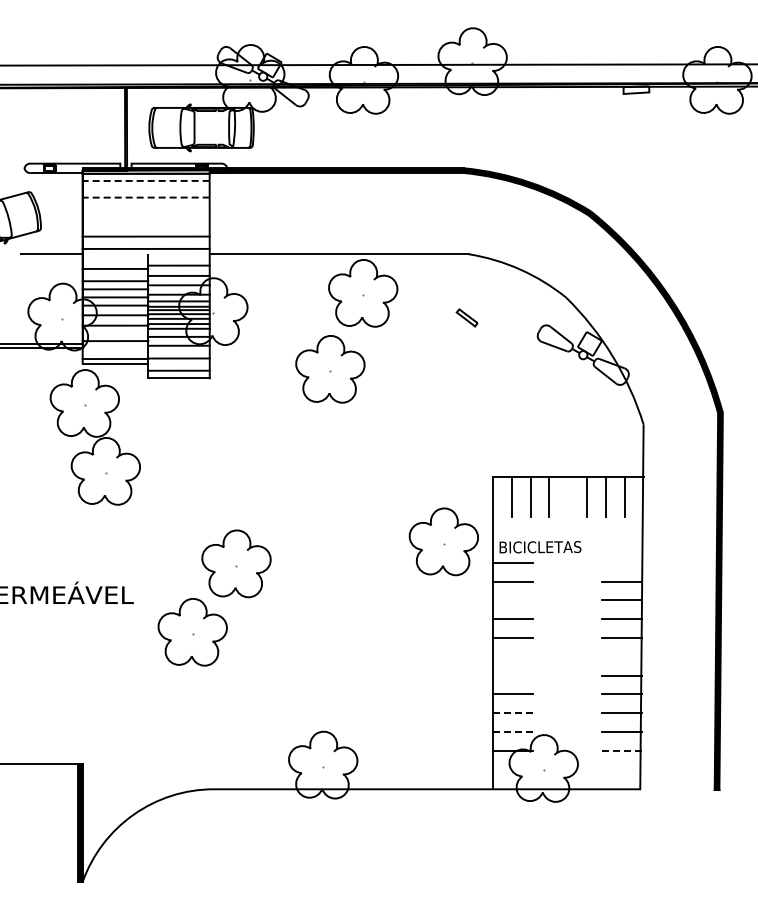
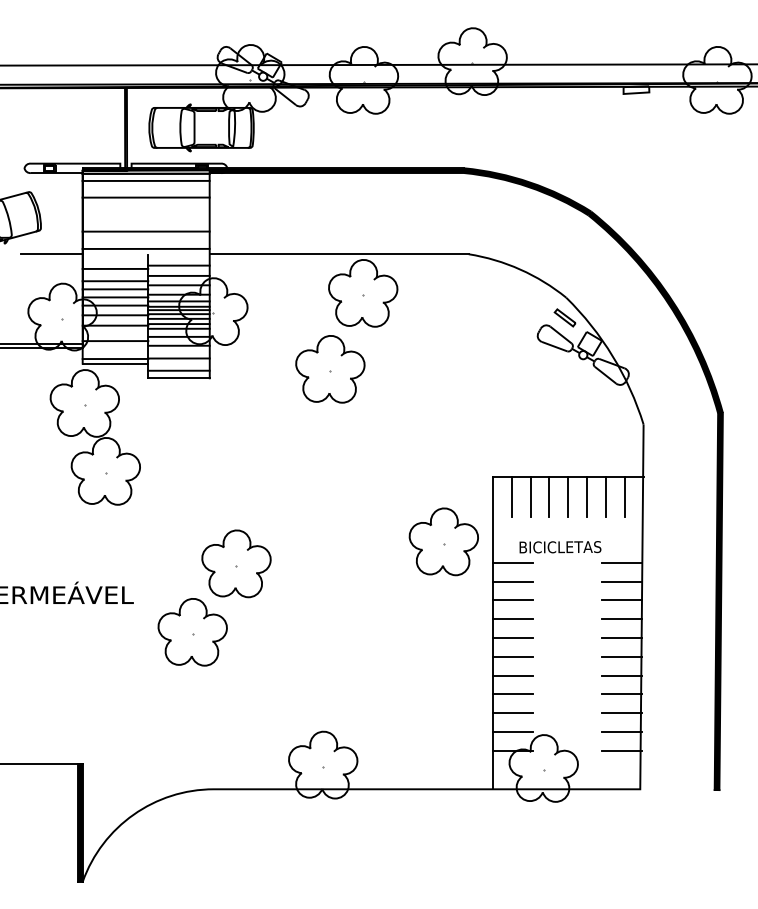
line: dashed -> solid (146, 180)
line: dashed -> solid (146, 197)
line position: (145, 236) -> (145, 231) (145, 231)
part position: (466, 317) -> (564, 317) (564, 317)
line: none -> present (568, 496)
text position: (540, 547) -> (560, 547) (560, 547)
line: none -> present (621, 562)
line: none -> present (512, 600)
line: none -> present (512, 656)
line: none -> present (621, 656)
line: none -> present (512, 675)
line: dashed -> solid (513, 713)
line: dashed -> solid (513, 732)
line: dashed -> solid (622, 750)
